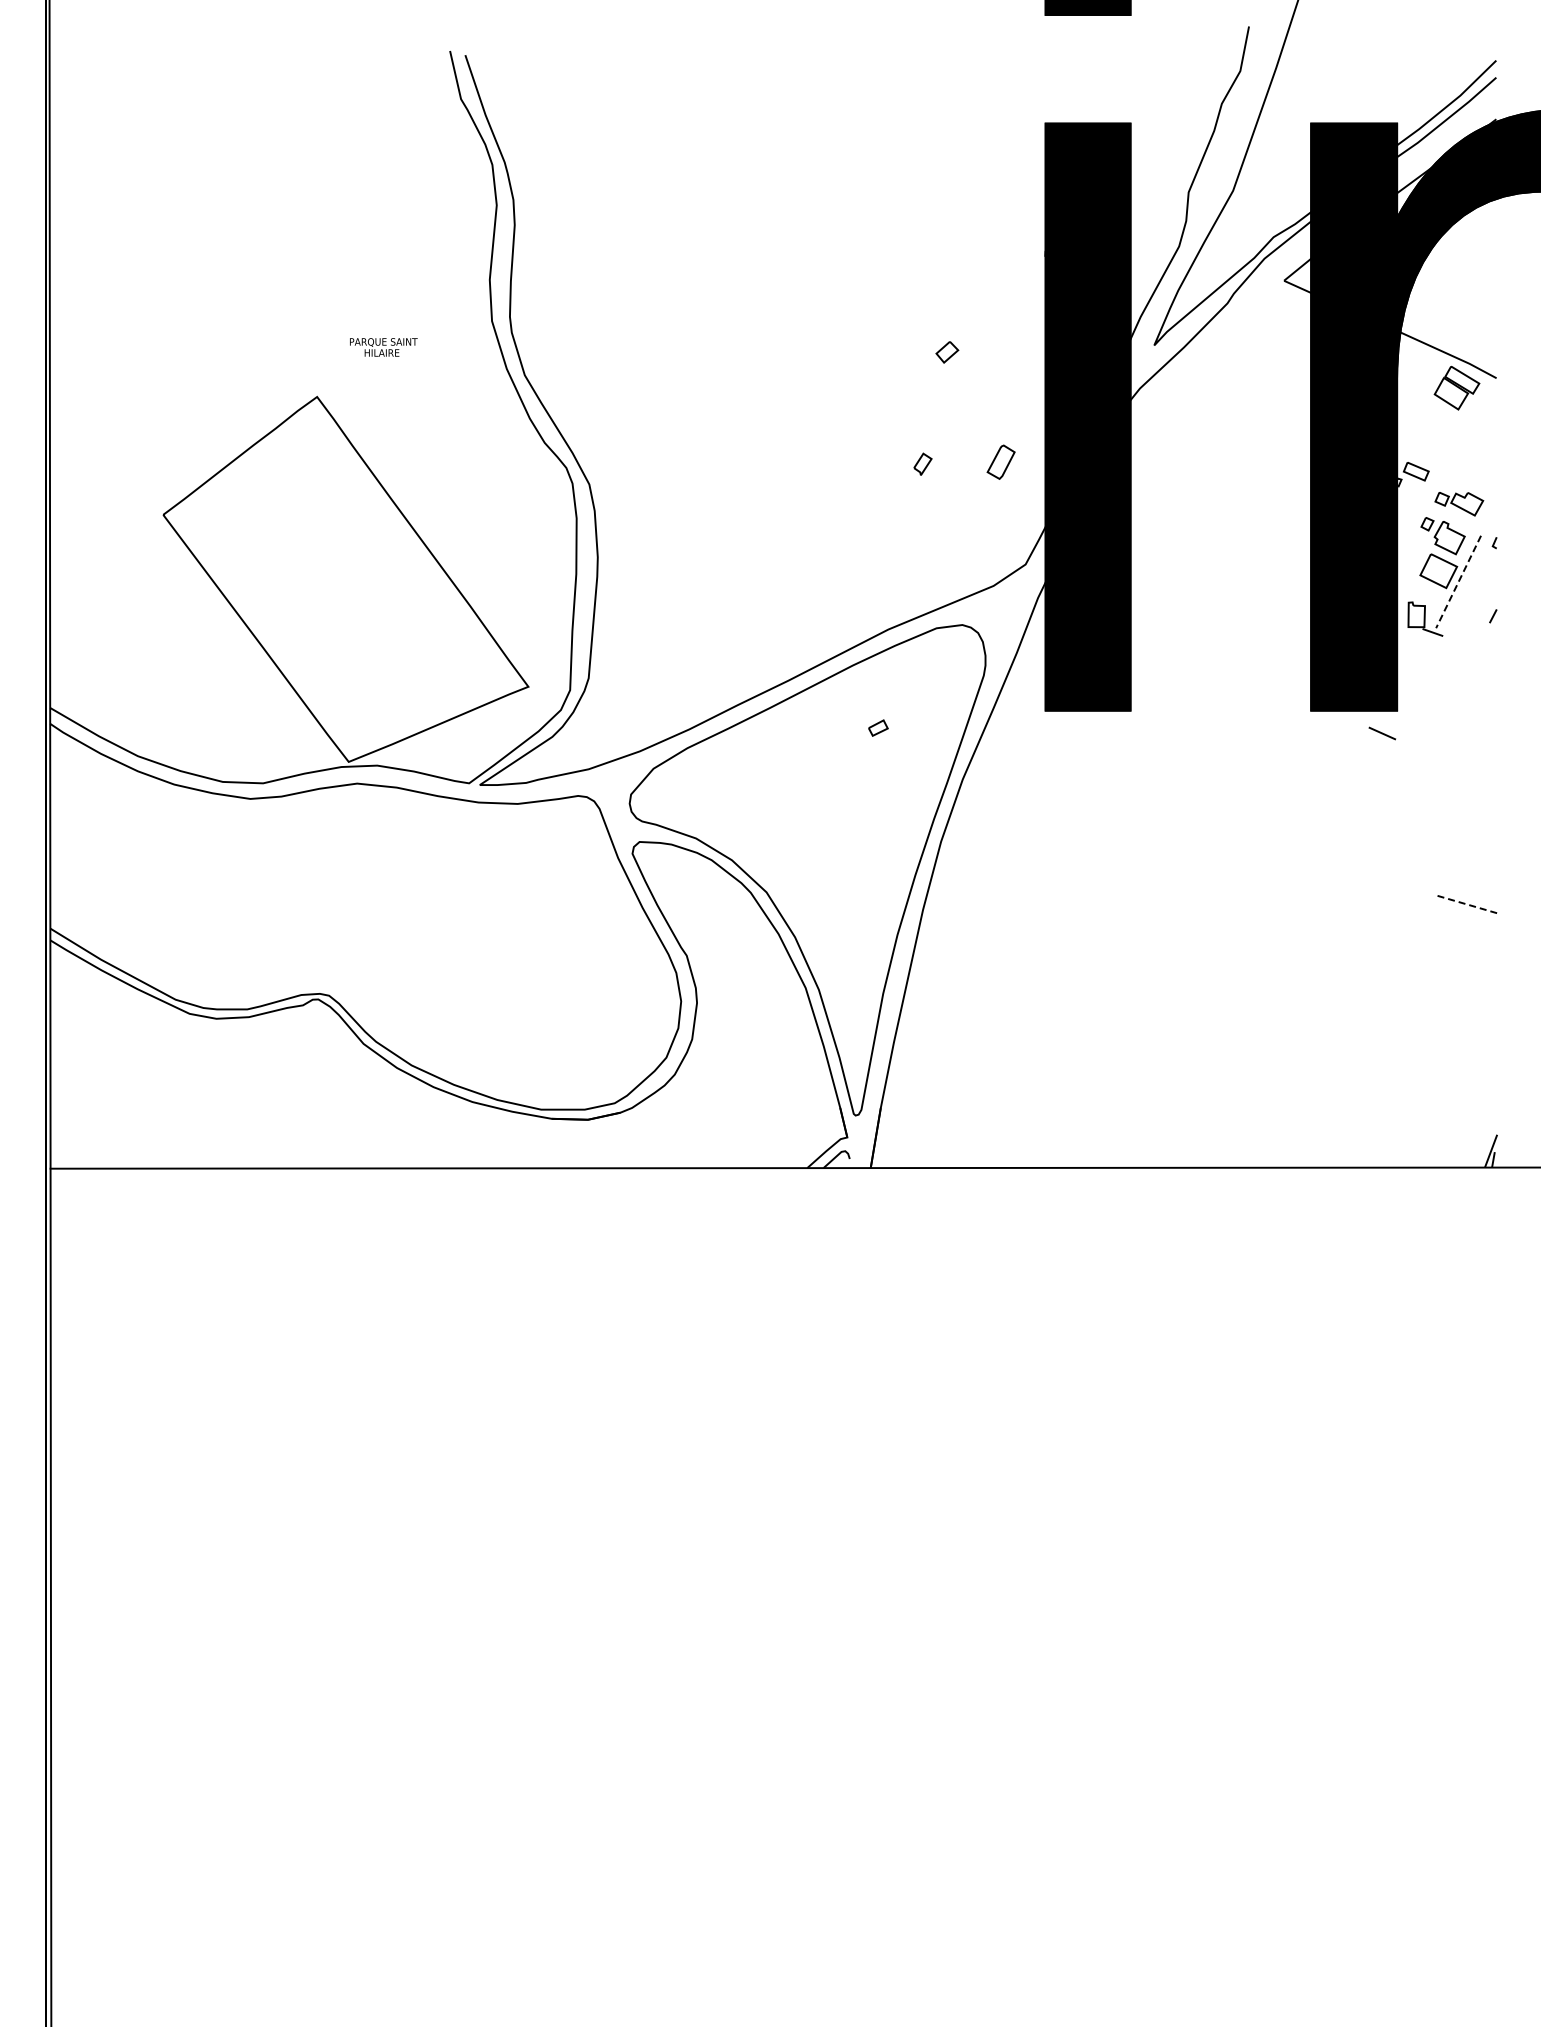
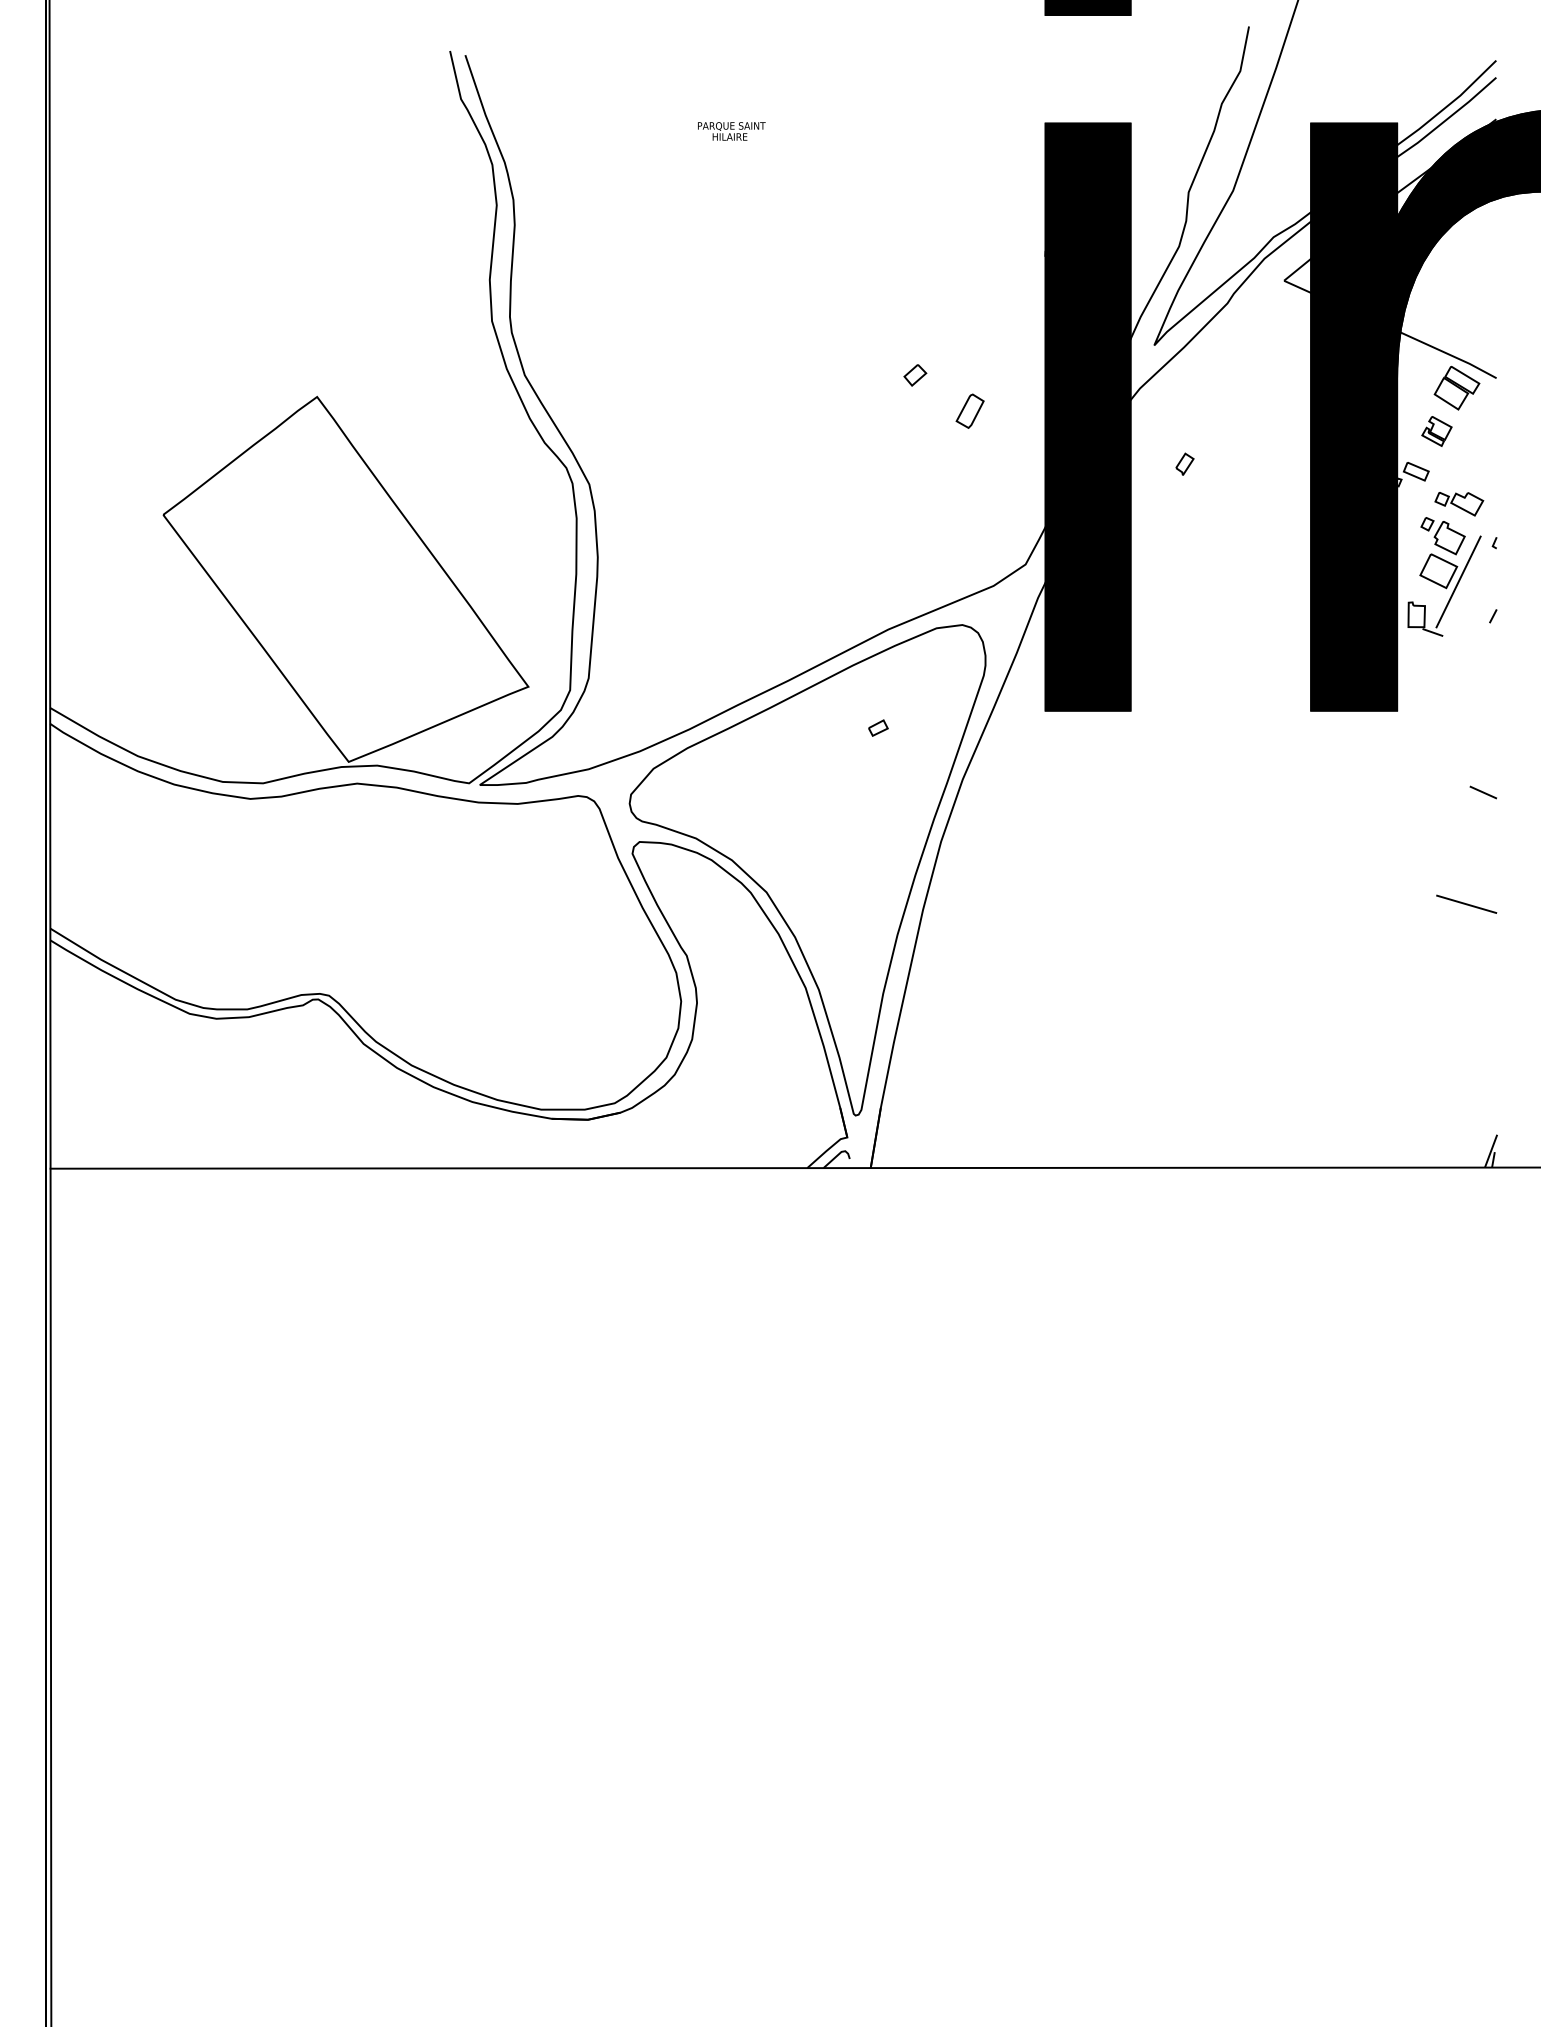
text position: (383, 347) -> (731, 131) (731, 131)
part position: (947, 352) -> (915, 375) (915, 375)
part: none -> present (1436, 431)
part position: (1000, 461) -> (969, 410) (969, 410)
part position: (922, 463) -> (1184, 463) (1184, 463)
line: dashed -> solid (1458, 582)
line position: (1381, 733) -> (1482, 792) (1482, 792)
line: dashed -> solid (1466, 904)
